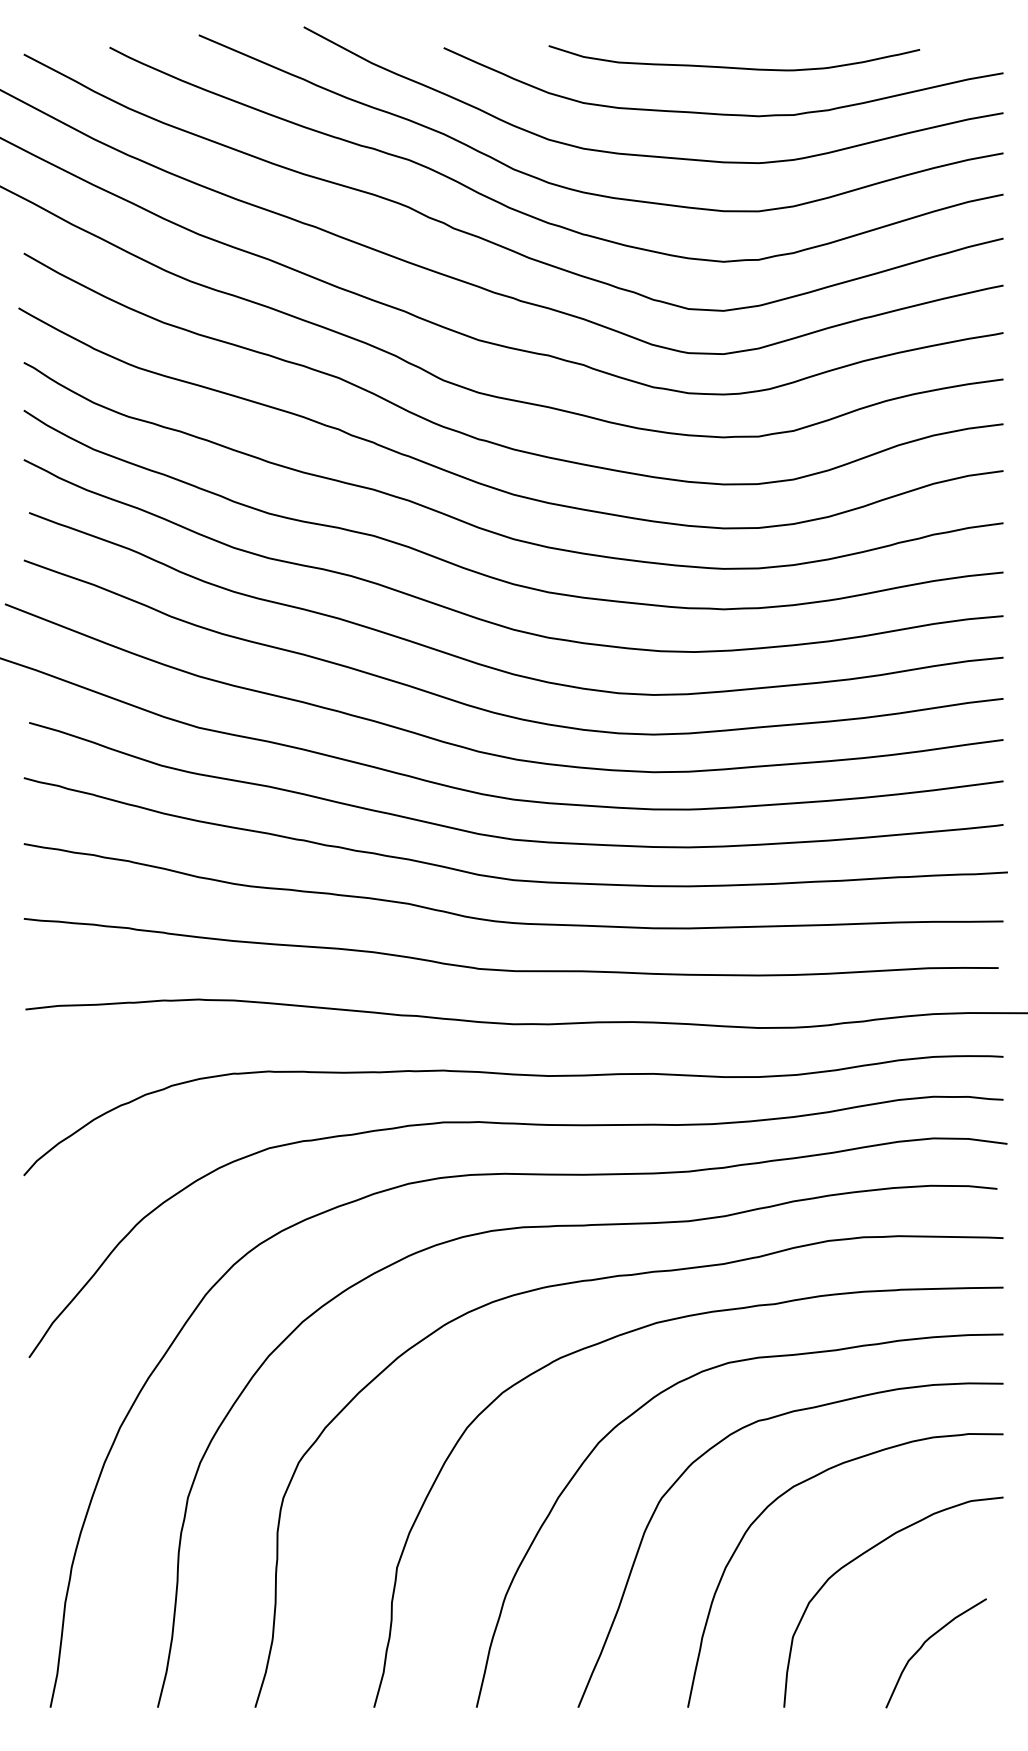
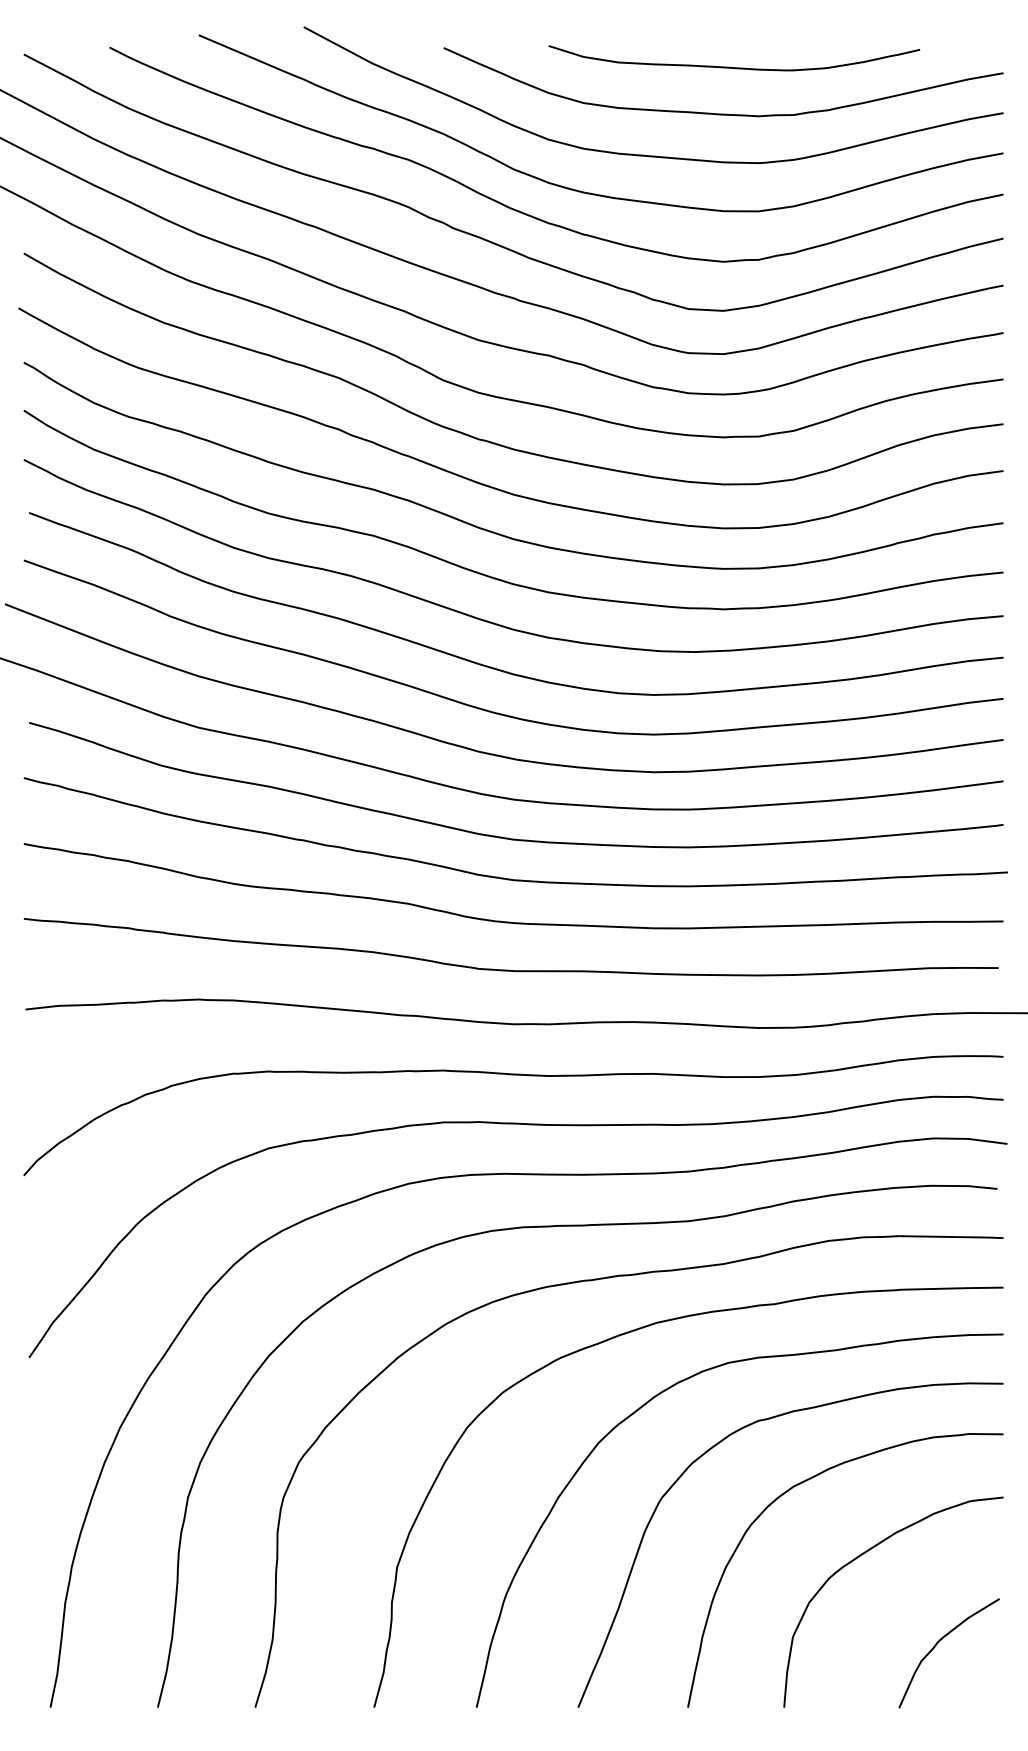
curve position: (925, 1643) -> (938, 1643) (938, 1643)
